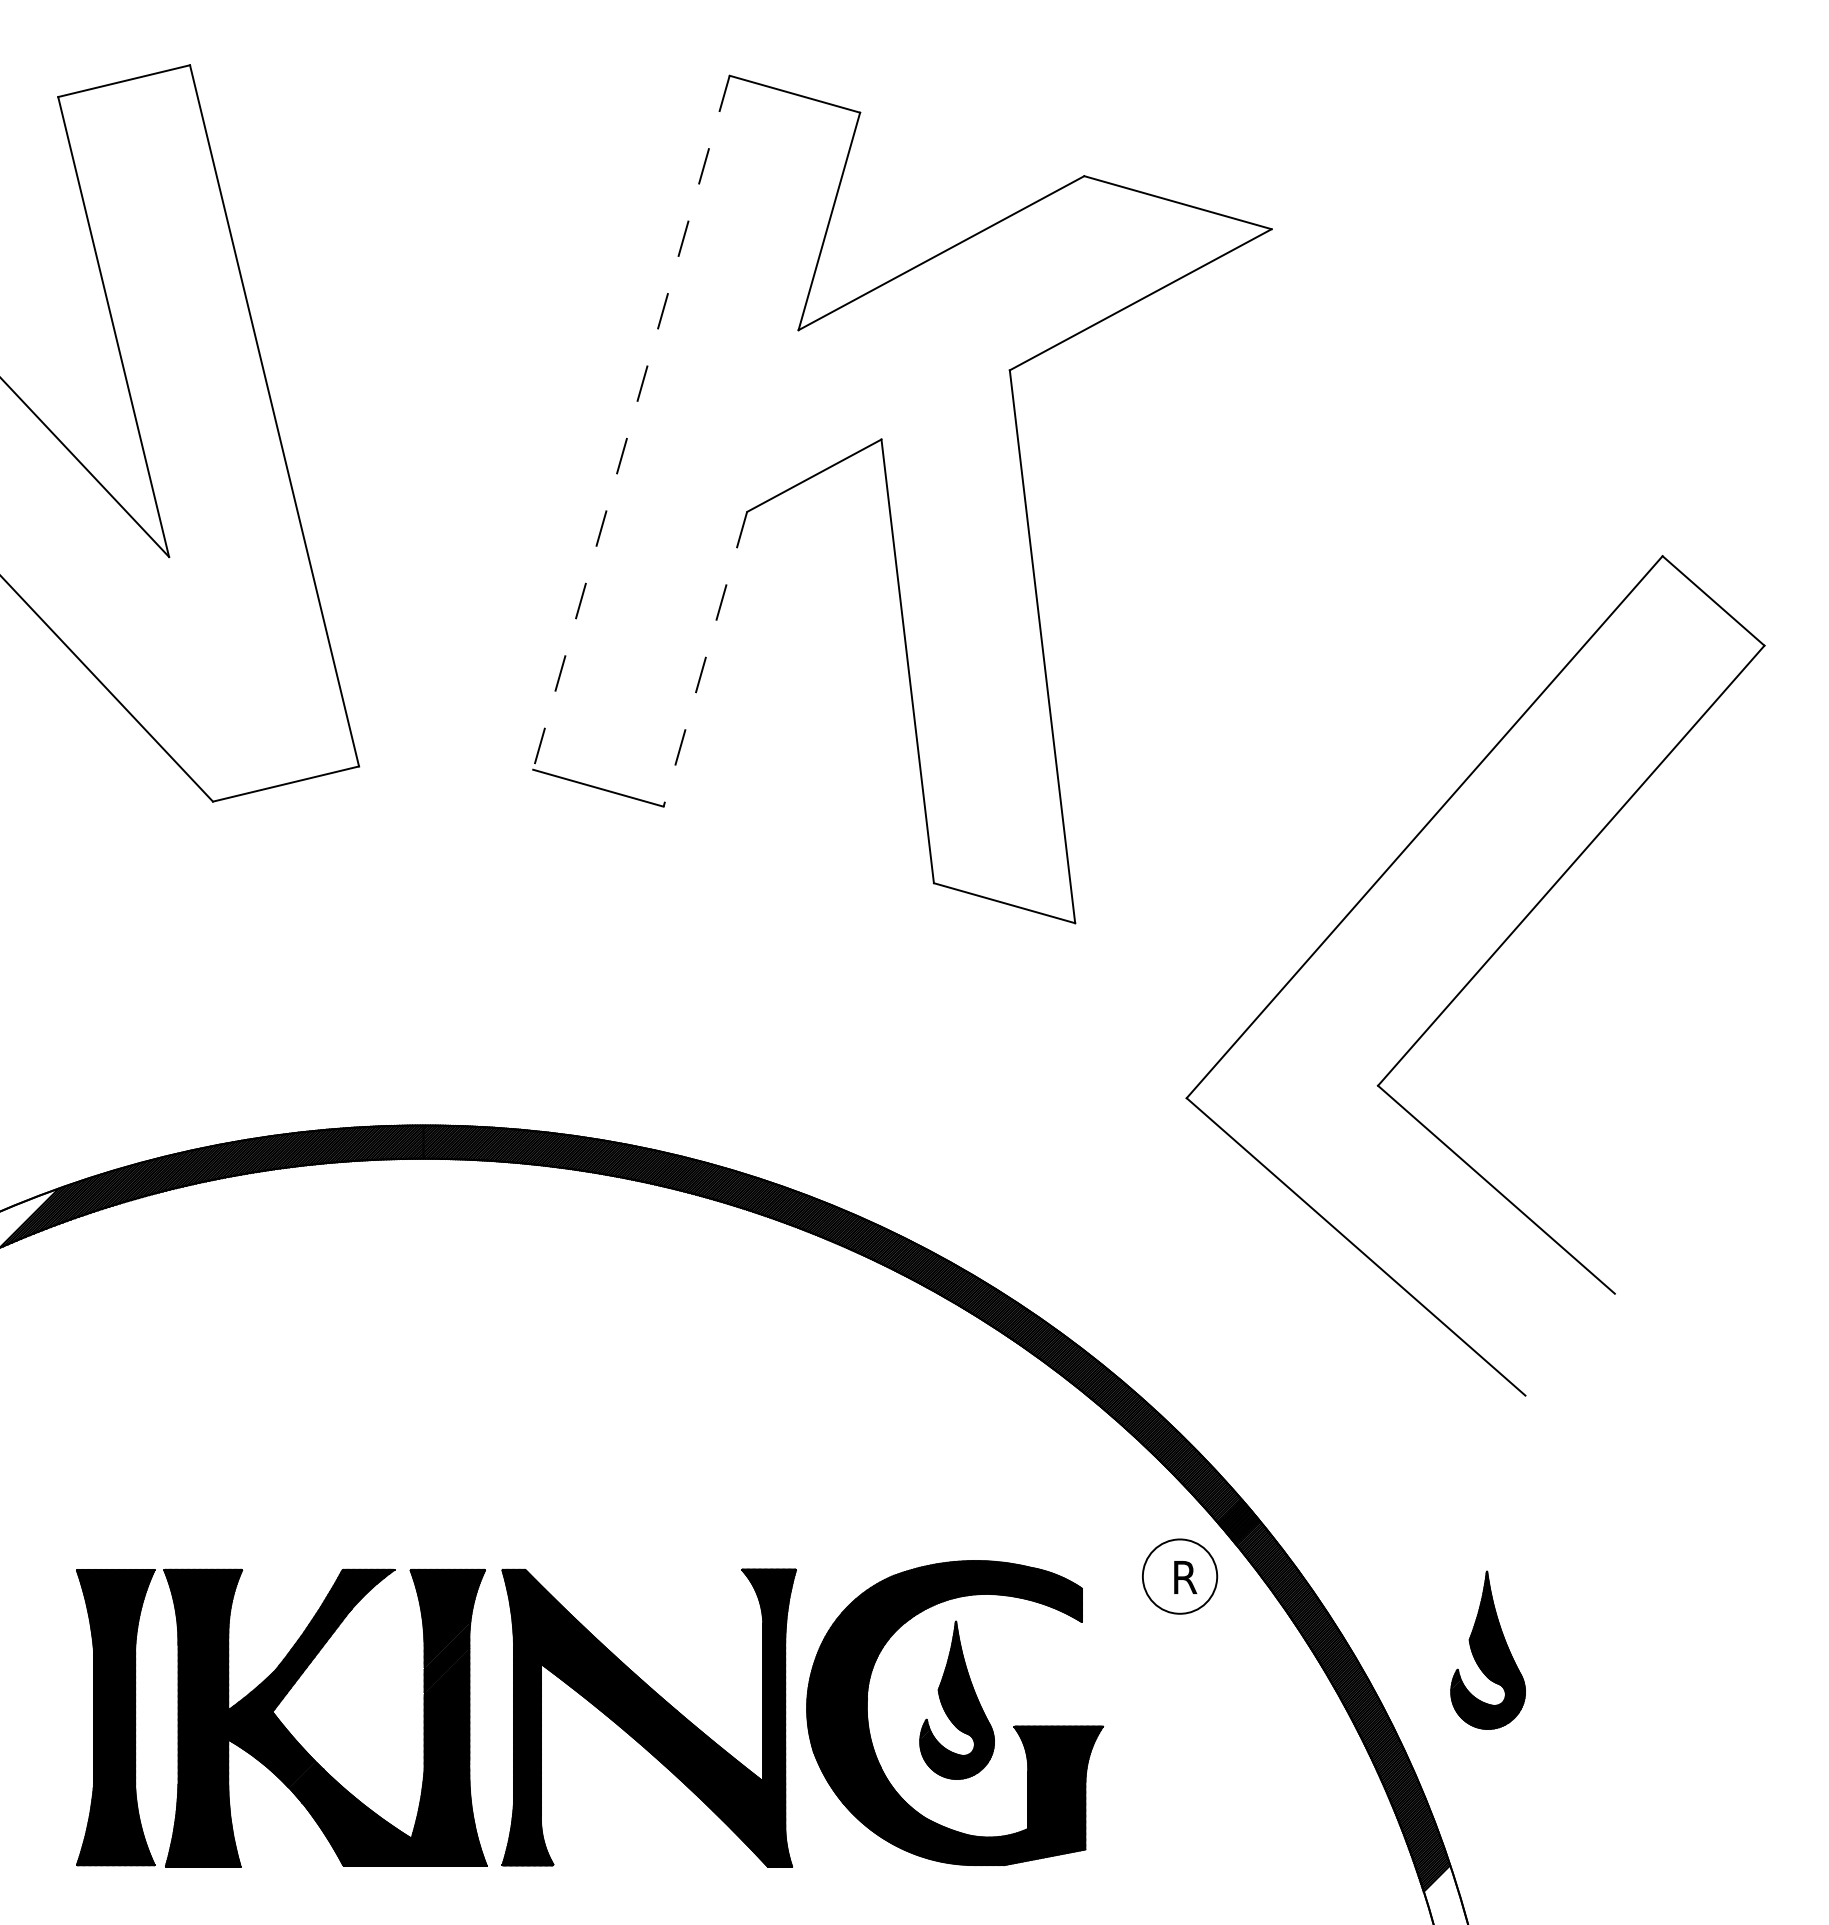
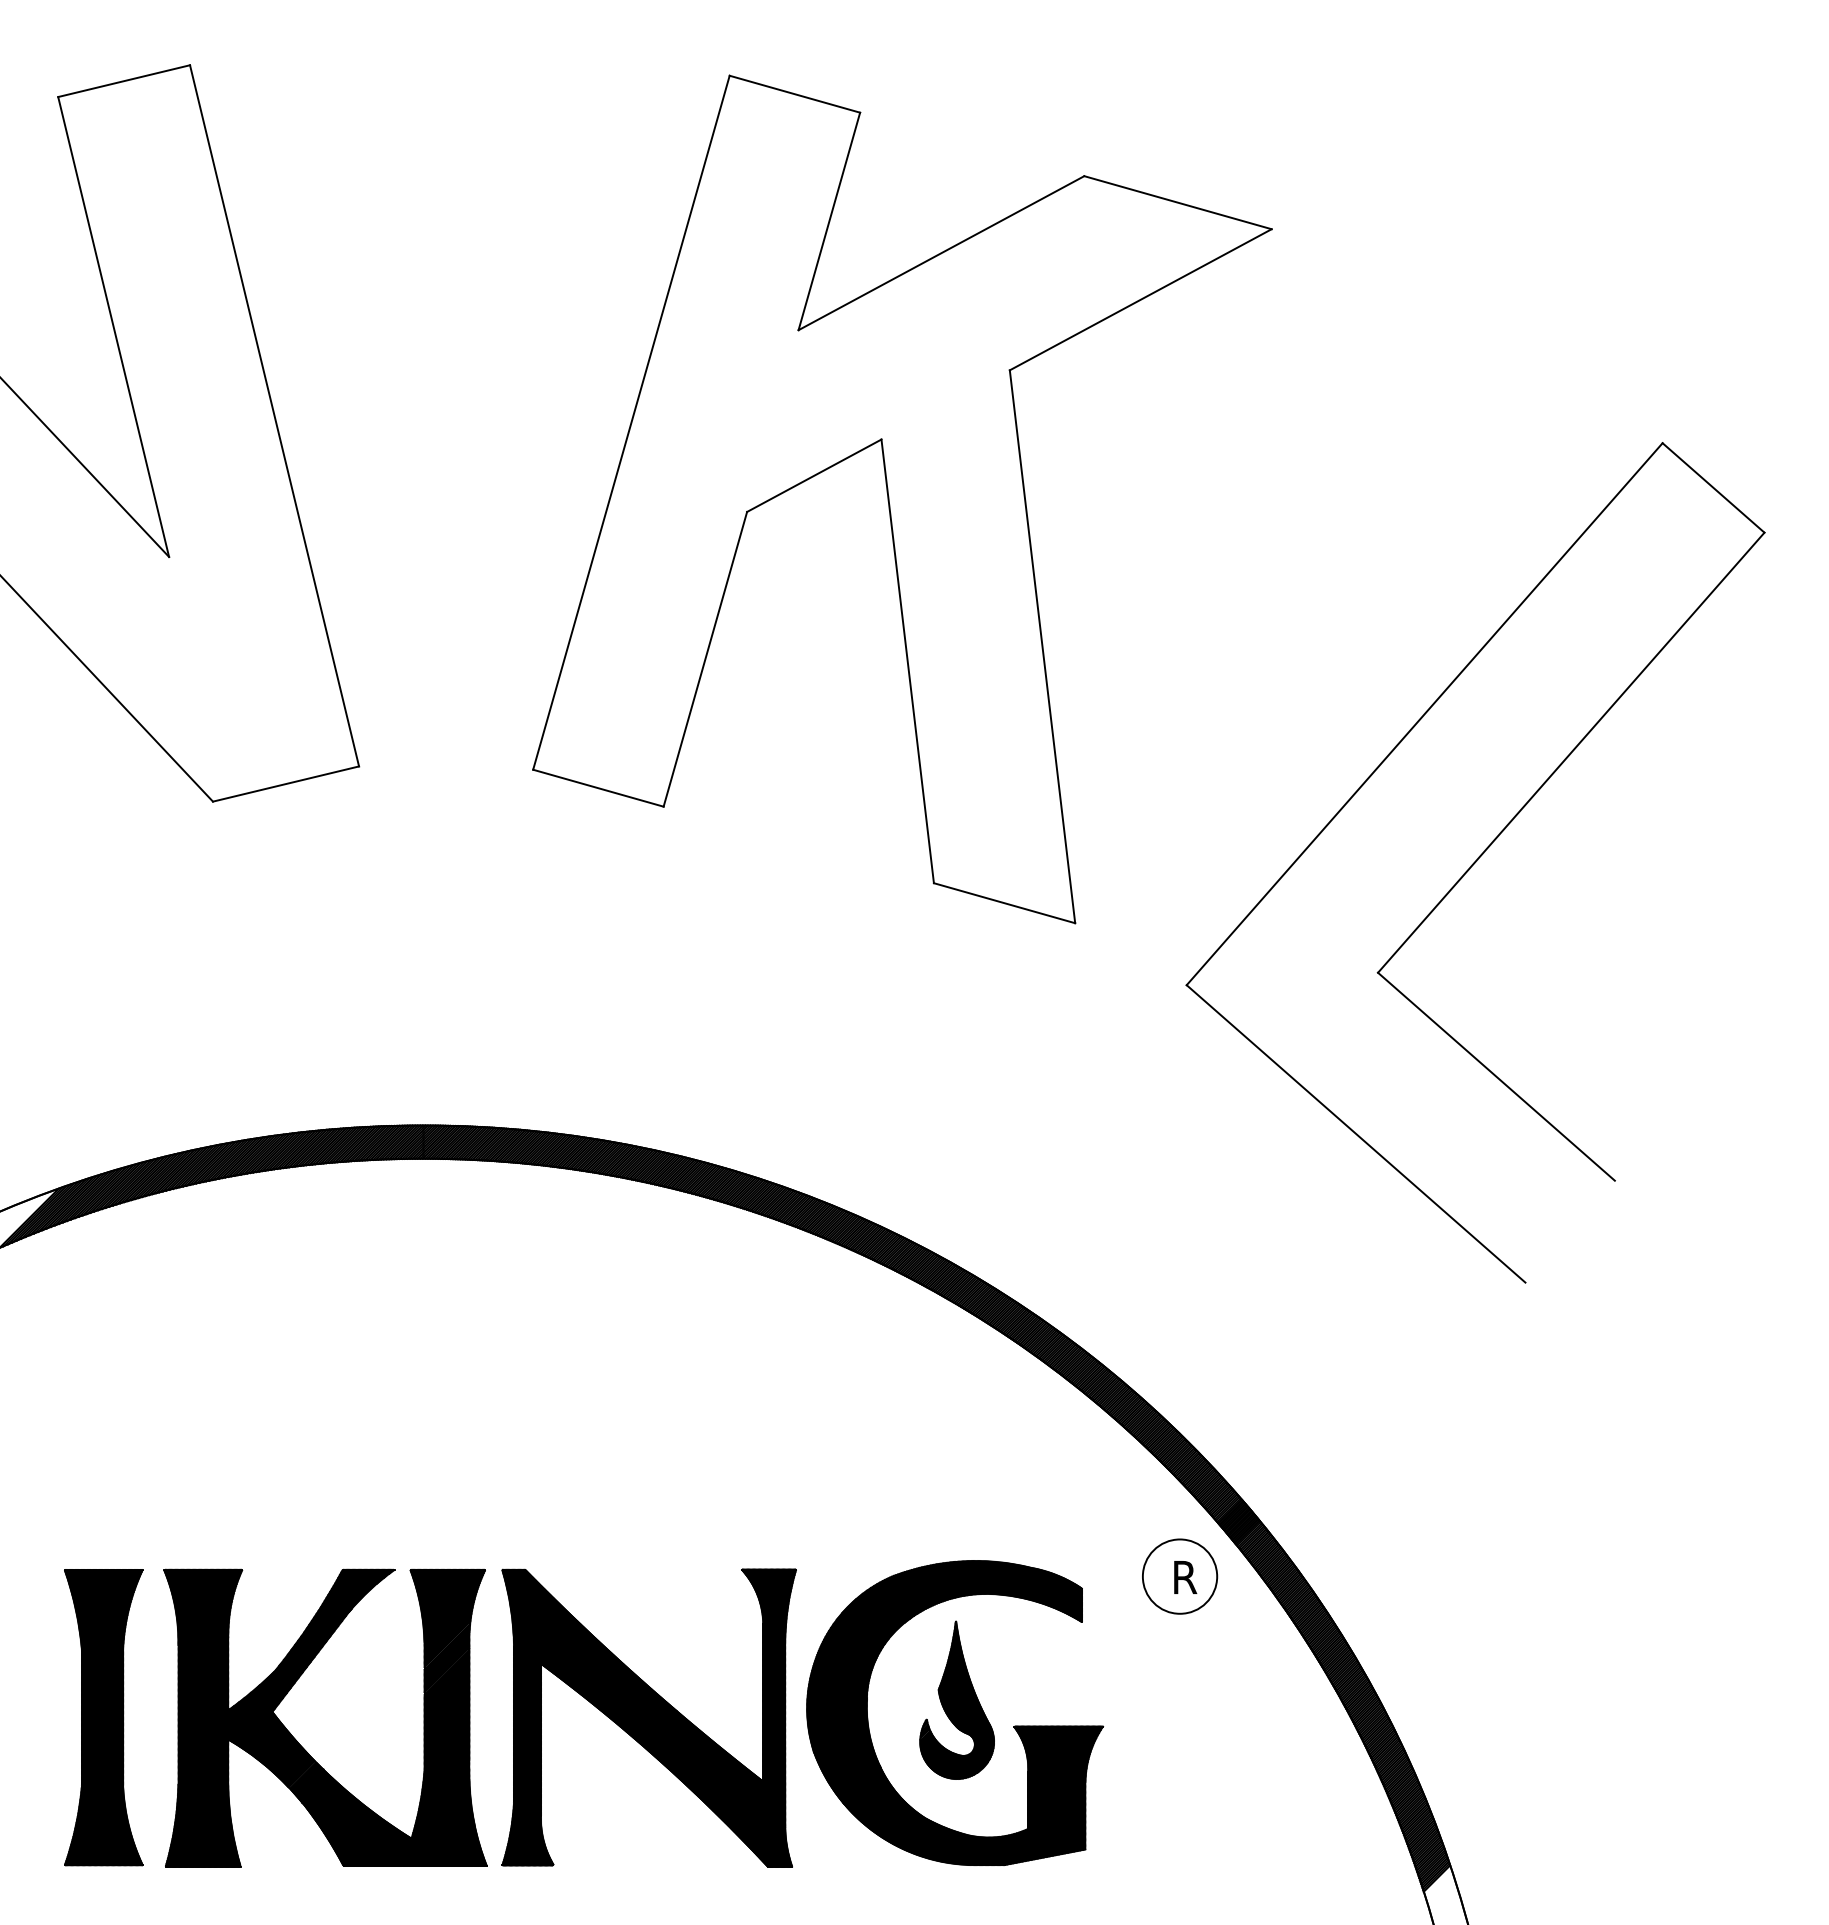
line: dashed -> solid (631, 422)
line: dashed -> solid (705, 659)
part position: (1475, 975) -> (1475, 862) (1475, 862)
part: present -> none (1487, 1649)
part position: (115, 1717) -> (103, 1717) (103, 1717)
